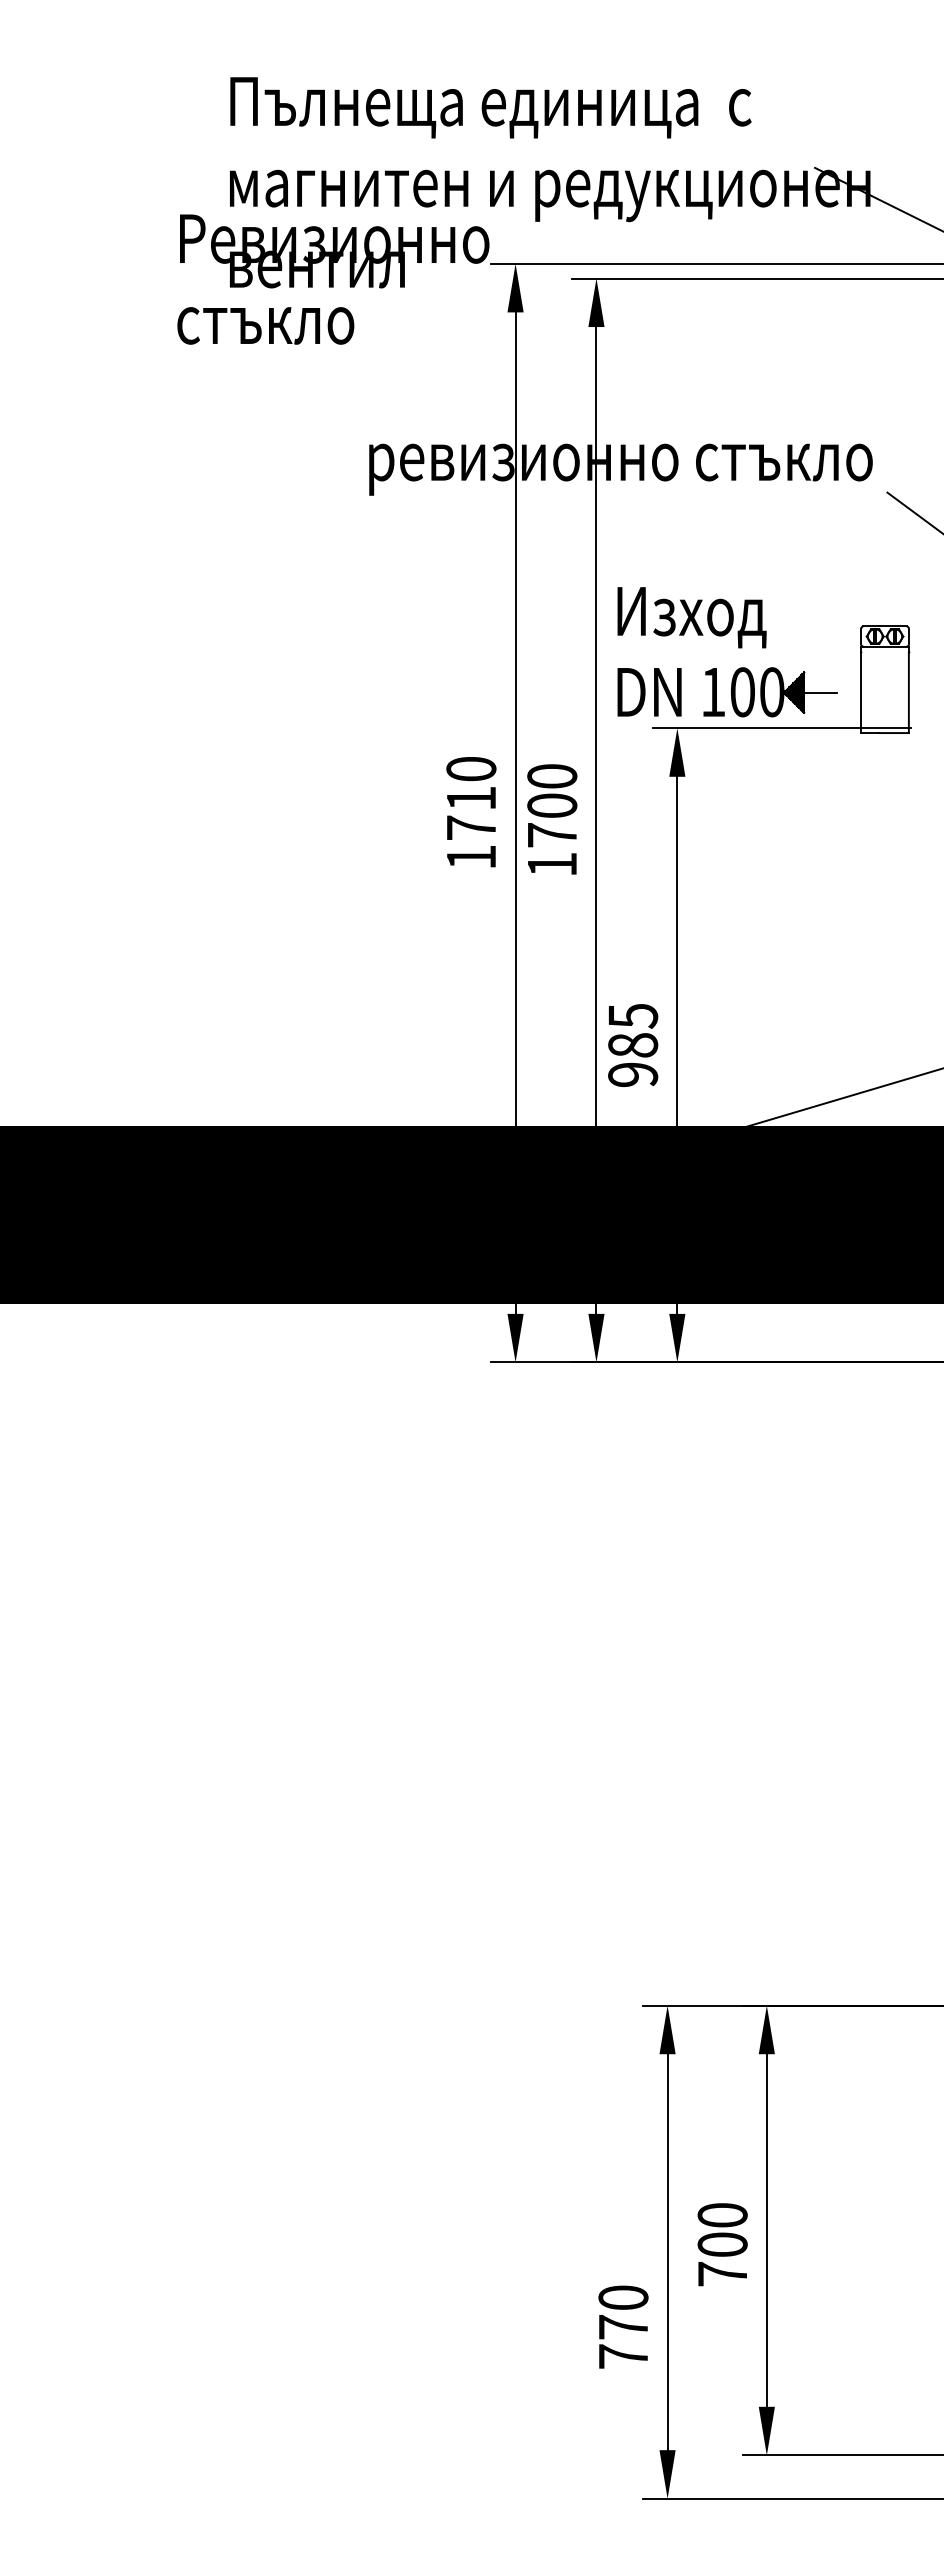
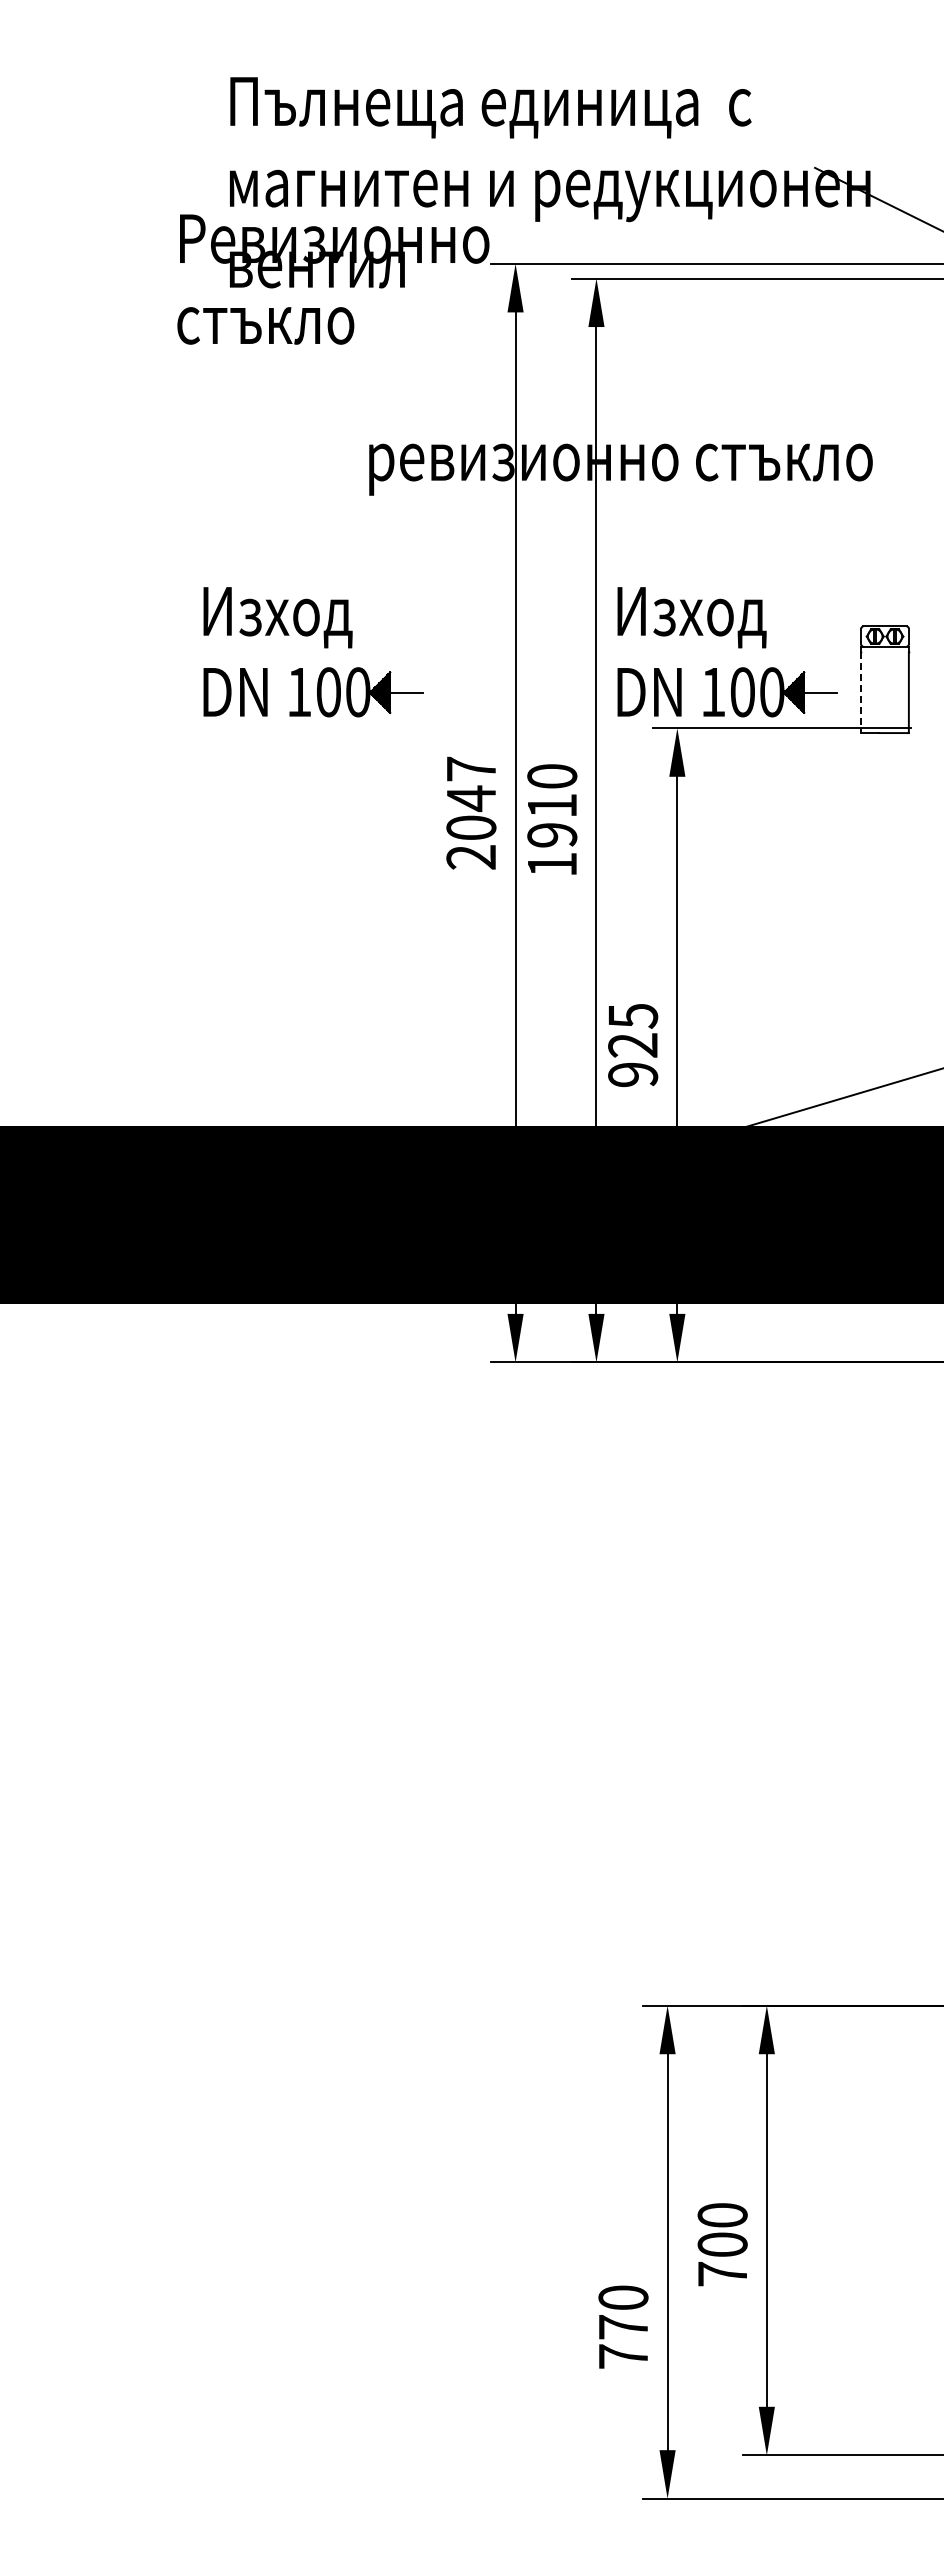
line: present -> none (913, 511)
part: none -> present (324, 648)
line: solid -> dashed (861, 693)
text: 1710 -> 2047 (471, 812)
text: 1700 -> 1910 (552, 820)
text: 985 -> 925 (633, 1045)
